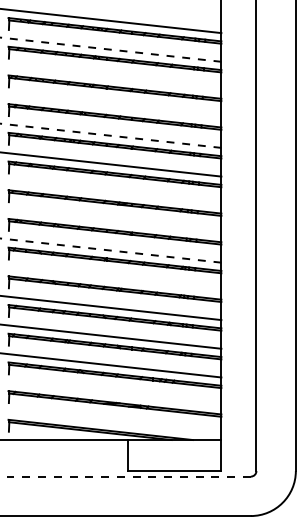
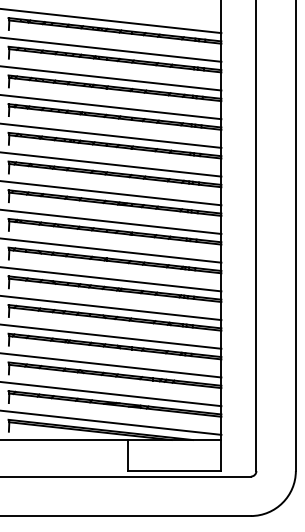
line: dashed -> solid (110, 49)
line: none -> present (111, 78)
line: none -> present (111, 107)
line: dashed -> solid (110, 135)
line: none -> present (111, 193)
line: none -> present (111, 221)
line: dashed -> solid (110, 250)
line: none -> present (111, 279)
line: none -> present (111, 394)
line: none -> present (111, 422)
line: dashed -> solid (124, 476)
